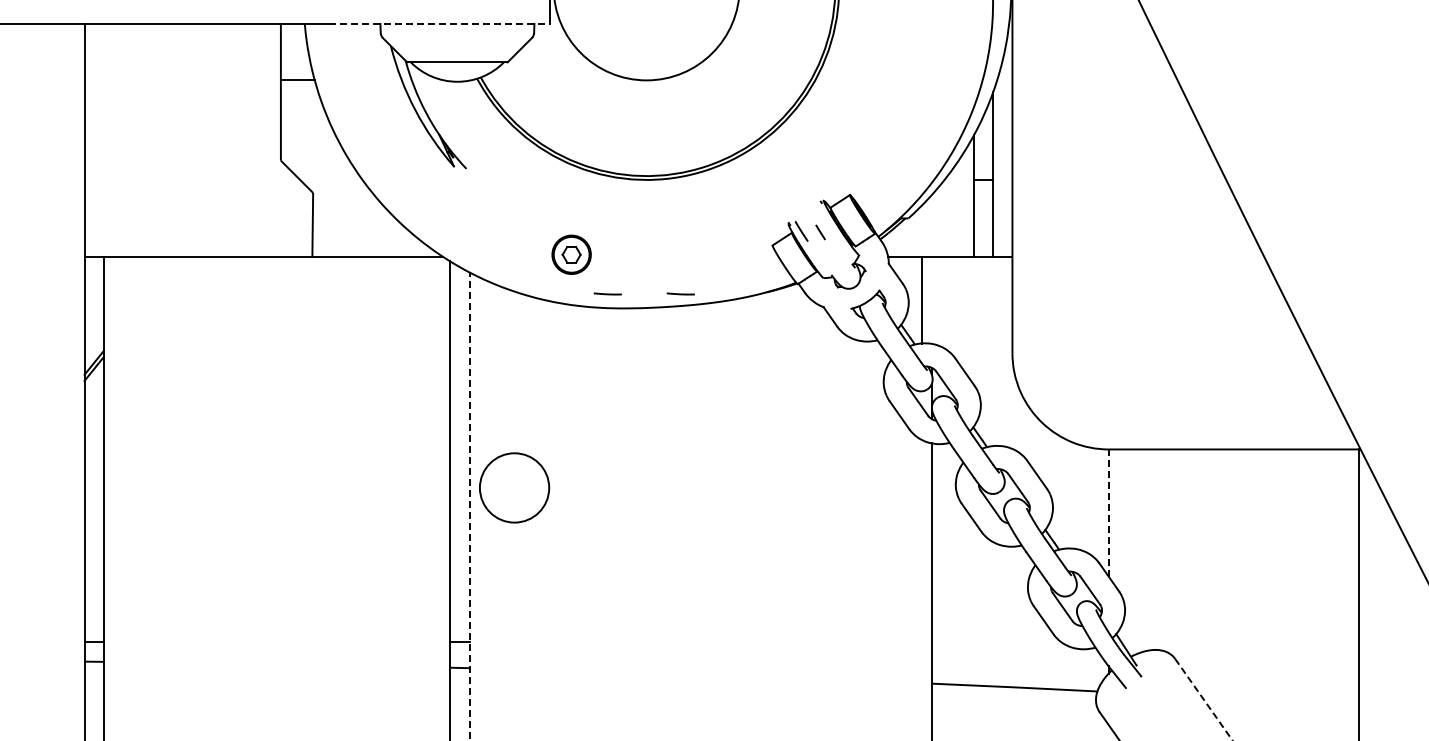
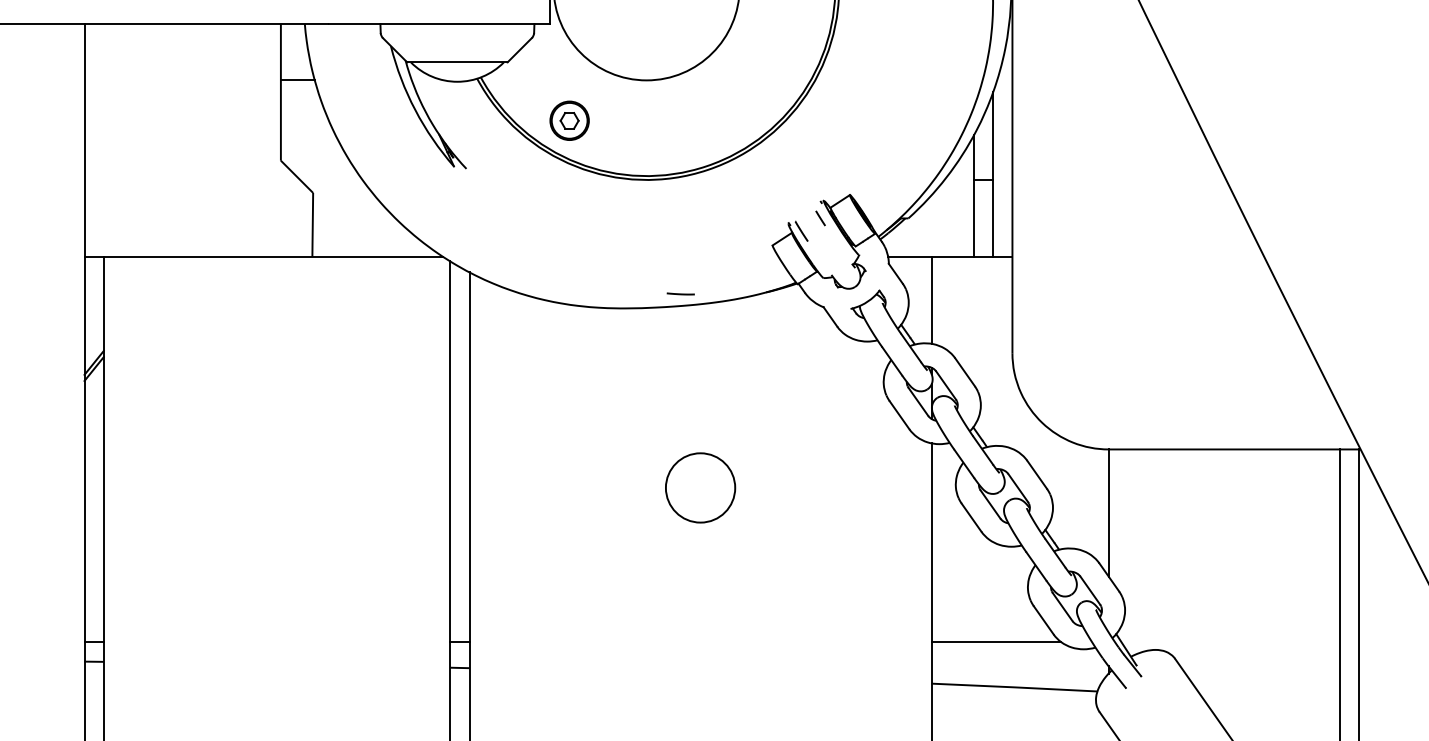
line: dashed -> solid (439, 24)
line position: (820, 232) -> (820, 218) (820, 218)
part position: (571, 254) -> (569, 120) (569, 120)
line: present -> none (607, 293)
line position: (921, 299) -> (931, 299) (931, 299)
circle position: (514, 487) -> (700, 487) (700, 487)
line: dashed -> solid (469, 506)
line: dashed -> solid (1108, 513)
line: none -> present (1339, 593)
line: none -> present (996, 641)
line: dashed -> solid (1203, 699)
